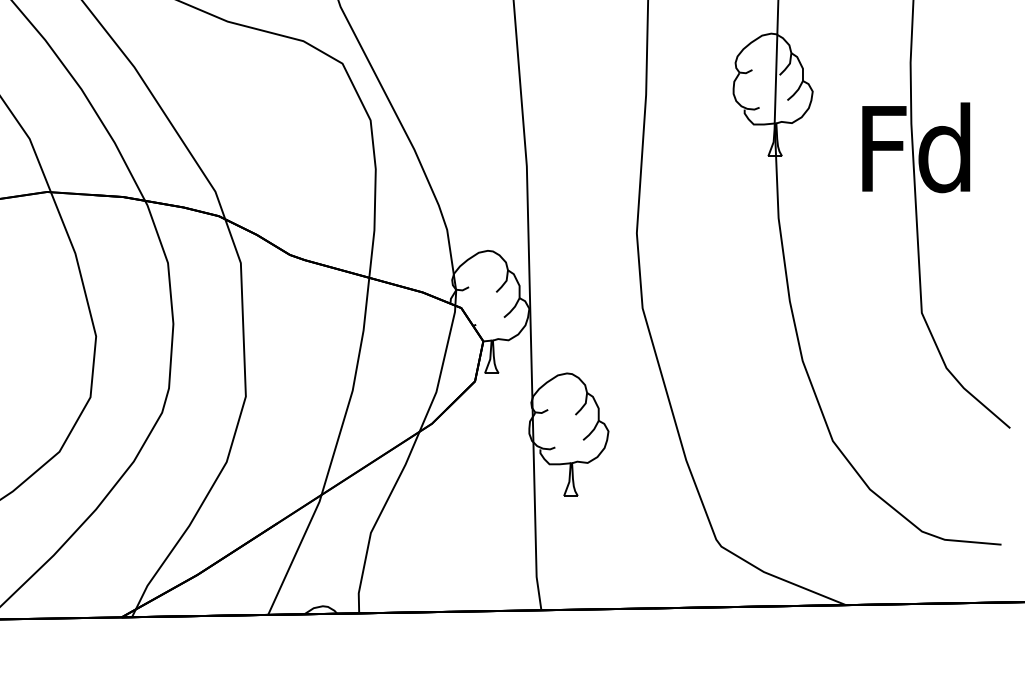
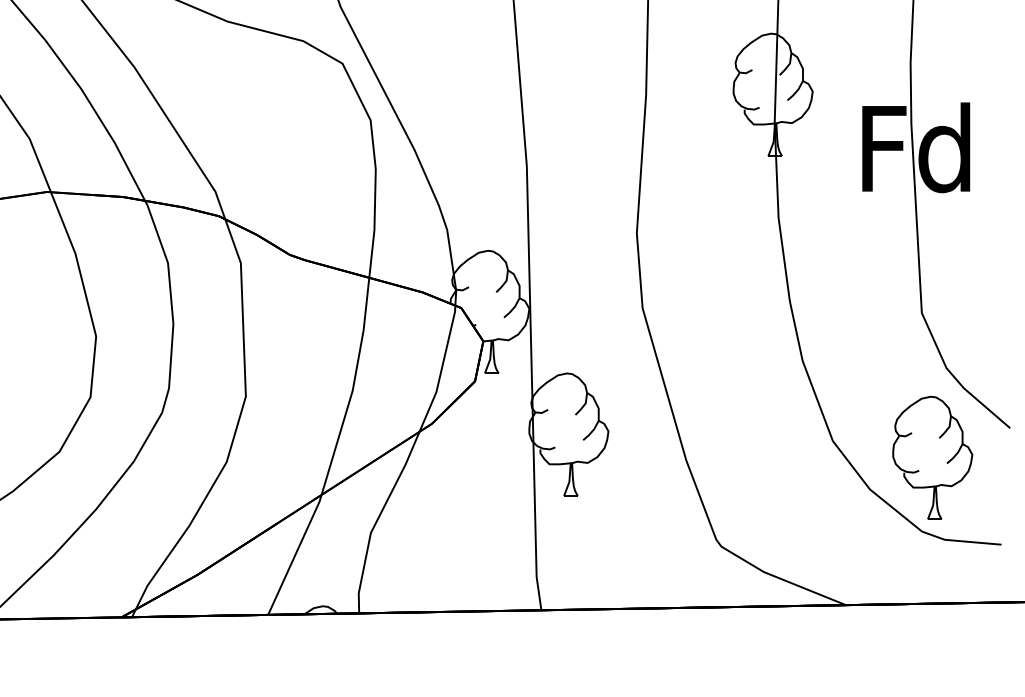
part: none -> present (932, 457)
